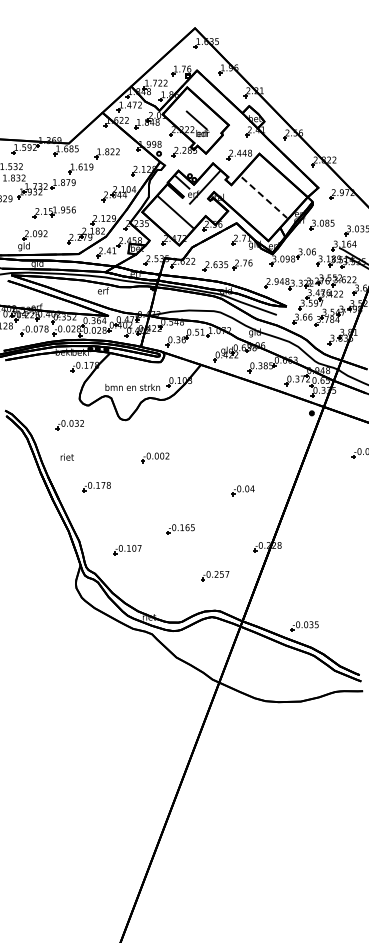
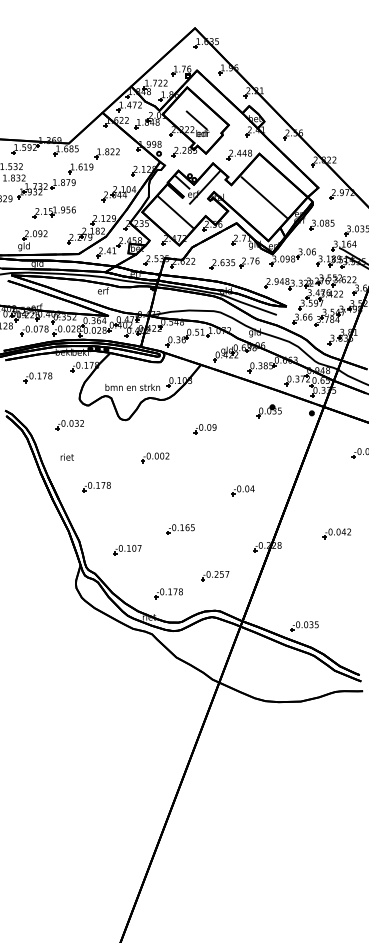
line: dashed -> solid (264, 198)
part position: (227, 265) -> (234, 263) (234, 263)
part: none -> present (37, 377)
part: none -> present (268, 411)
part: none -> present (204, 429)
part: none -> present (336, 533)
part: none -> present (168, 593)
